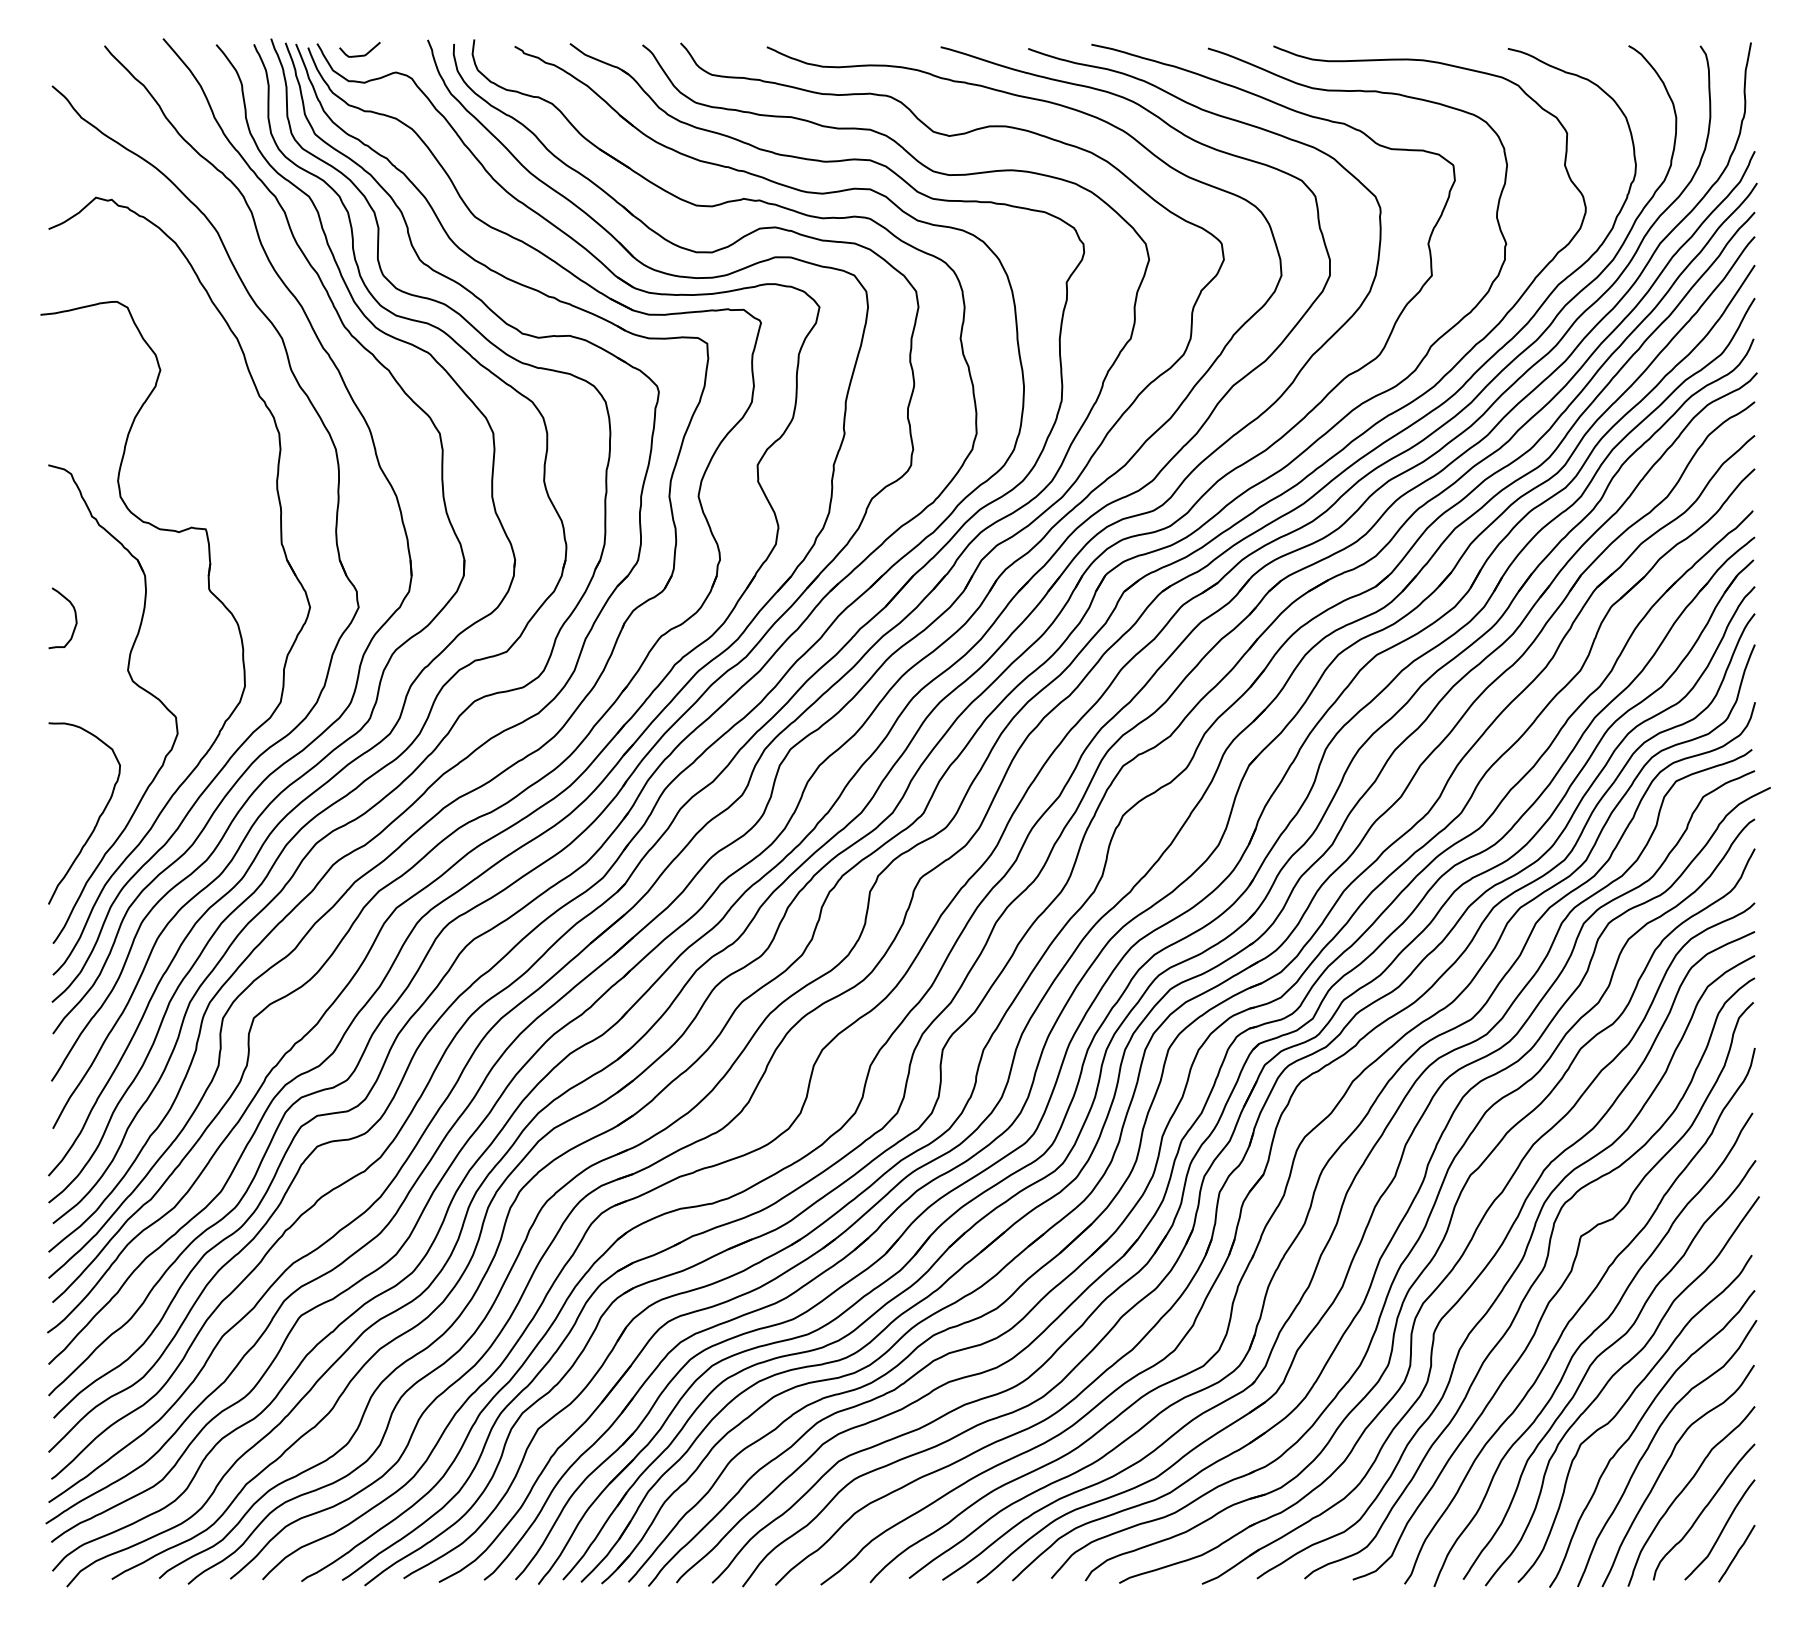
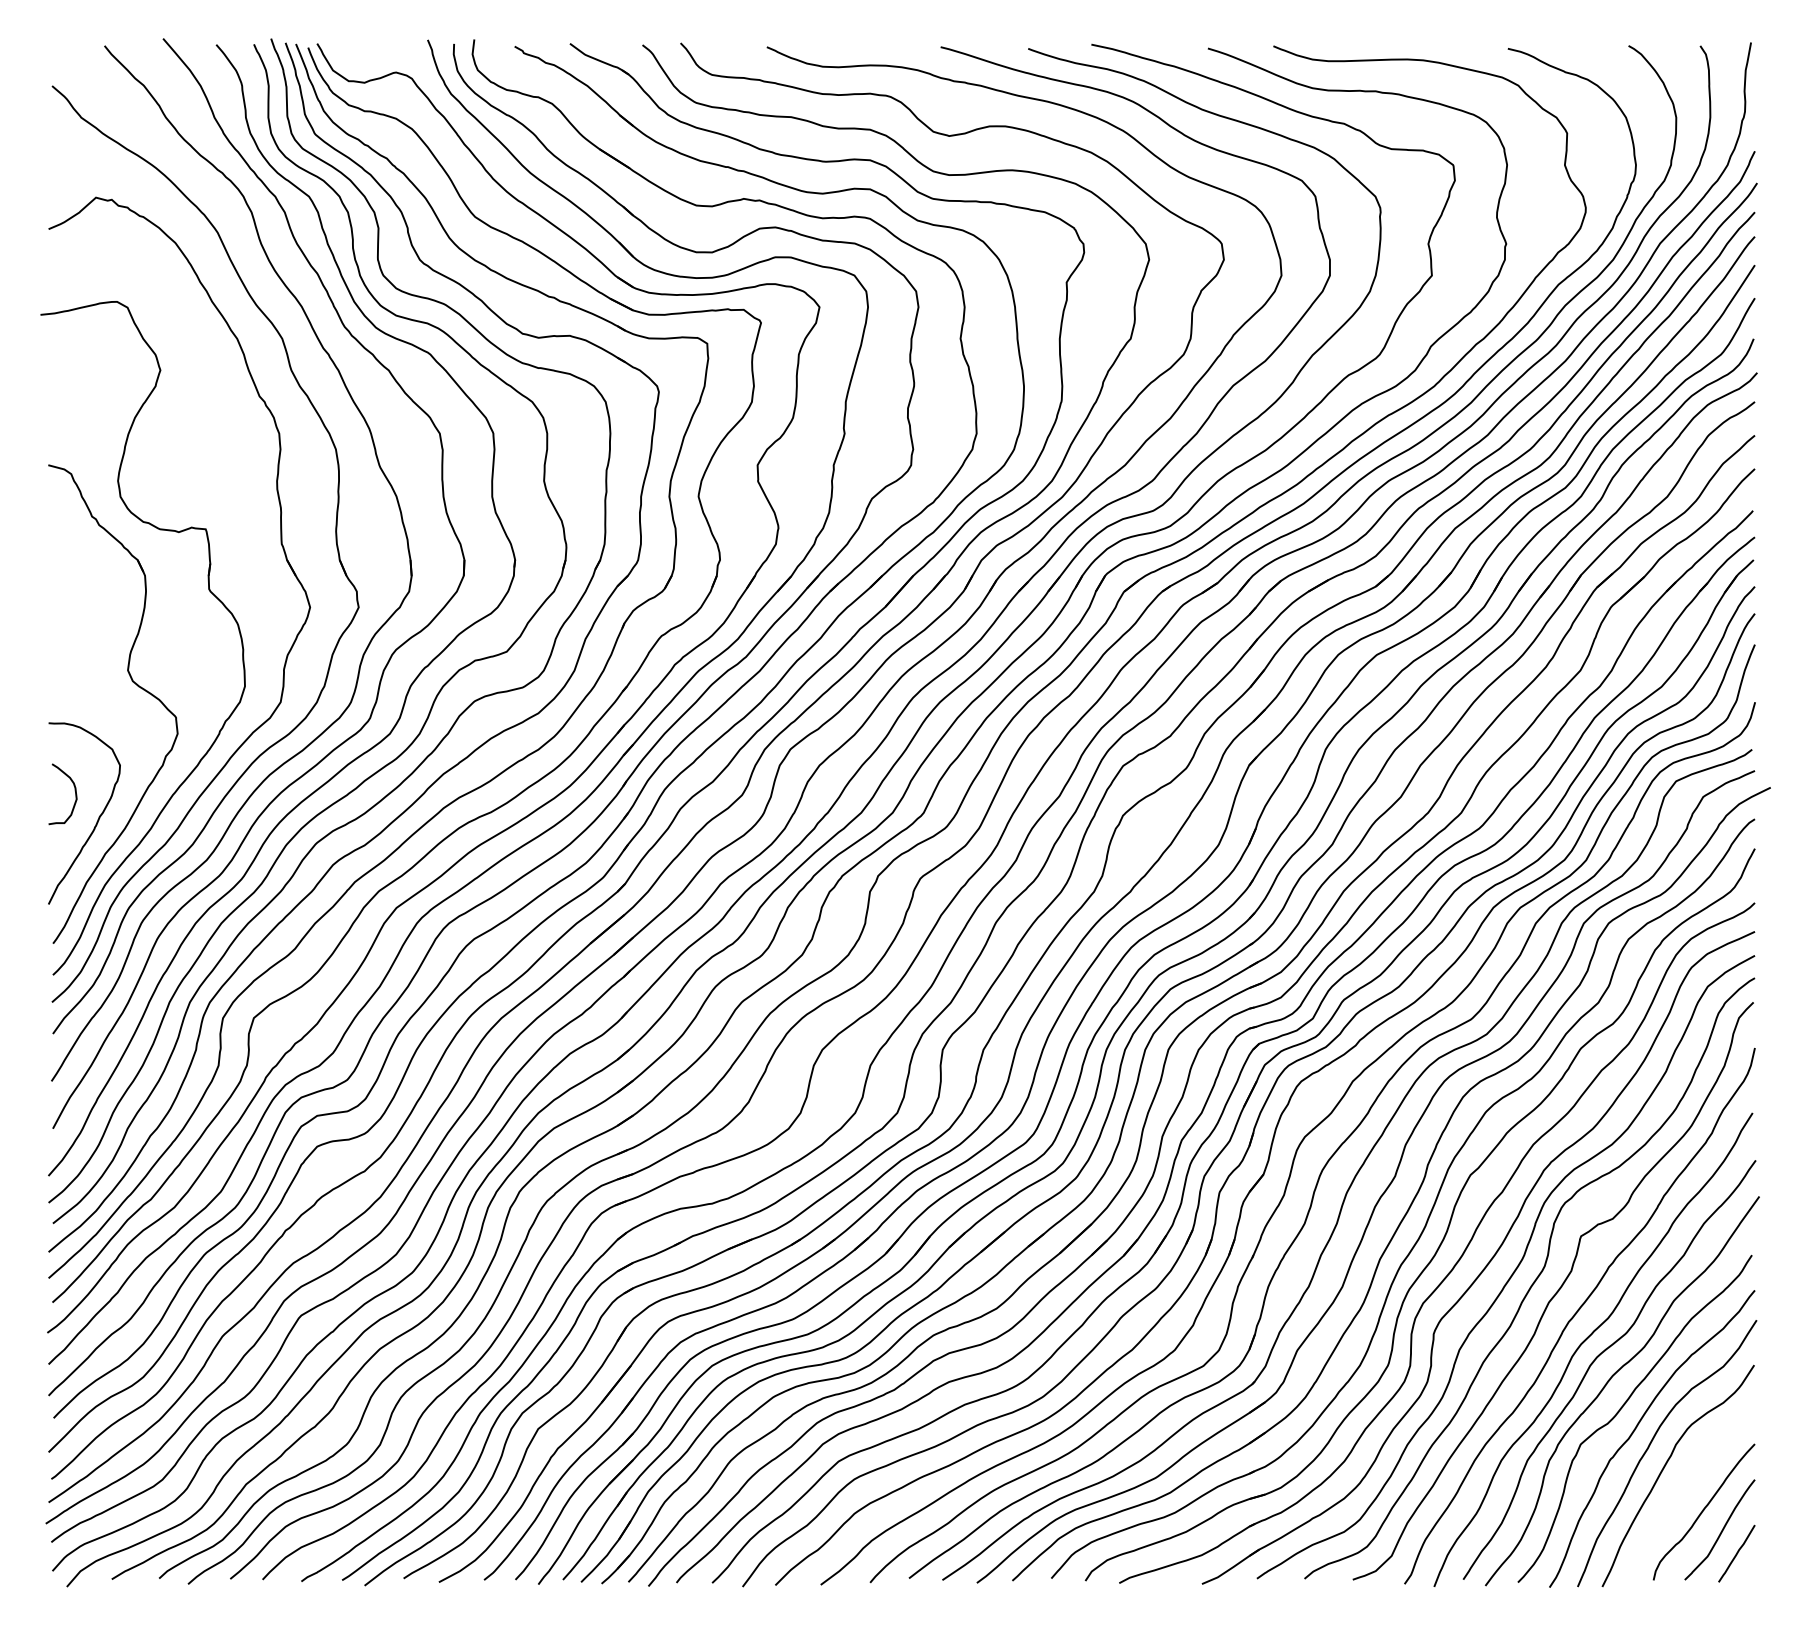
curve: present -> none (362, 54)
curve position: (74, 614) -> (74, 790) (74, 790)
curve: present -> none (1683, 1491)
